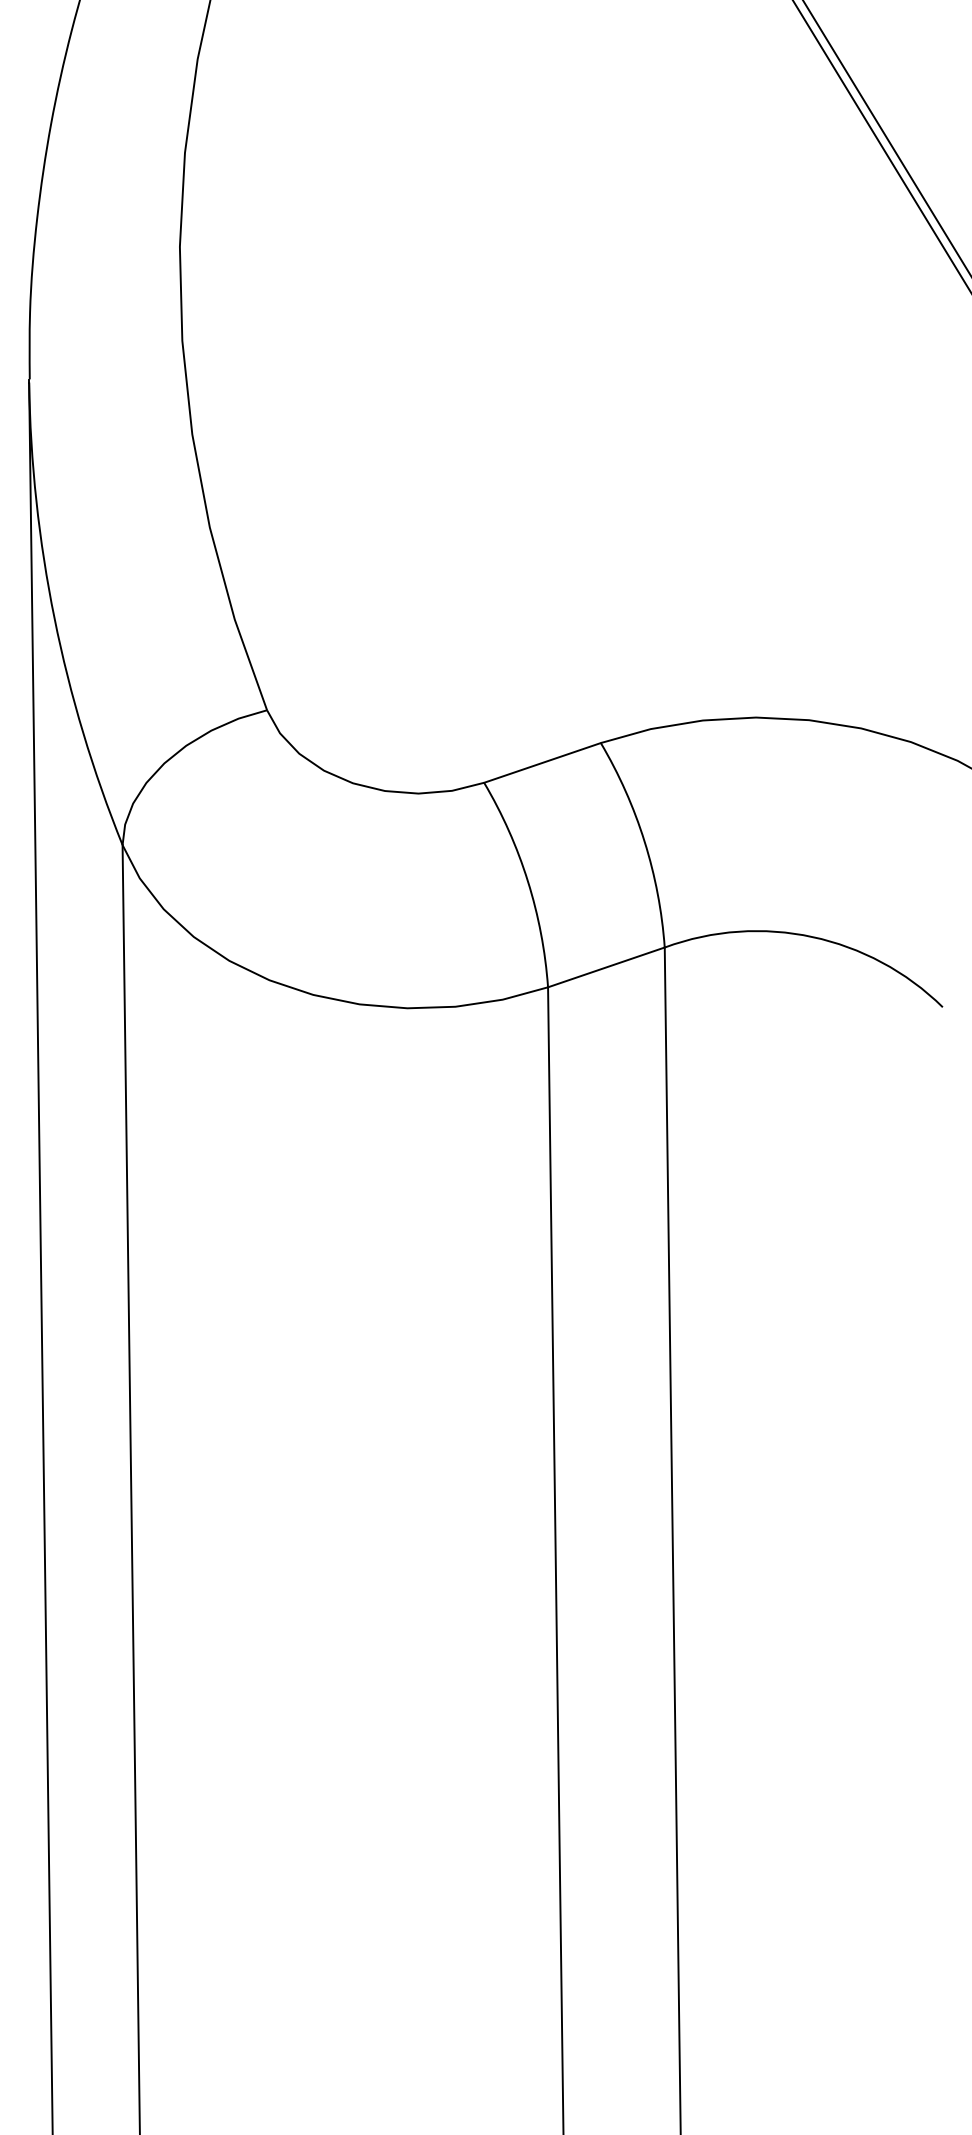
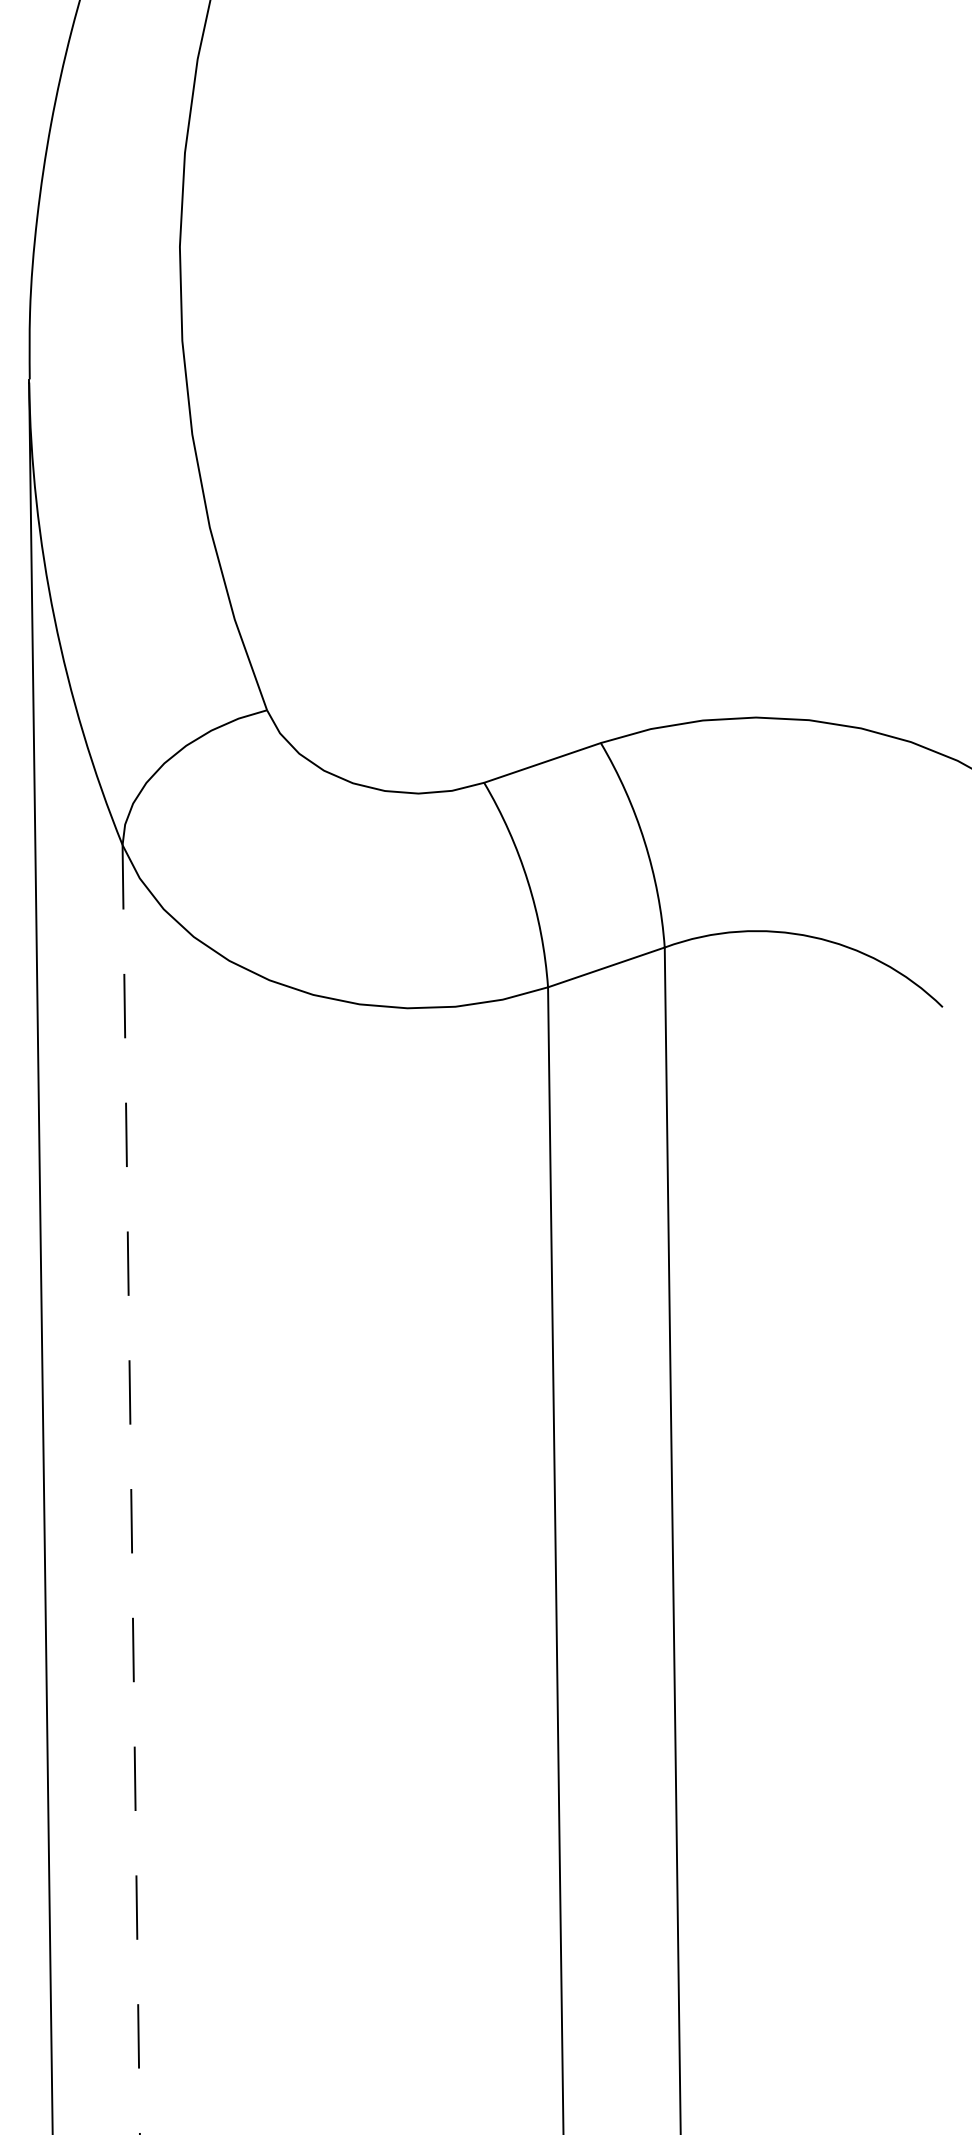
line: present -> none (886, 136)
line: present -> none (881, 145)
line: solid -> dashed (131, 1489)
